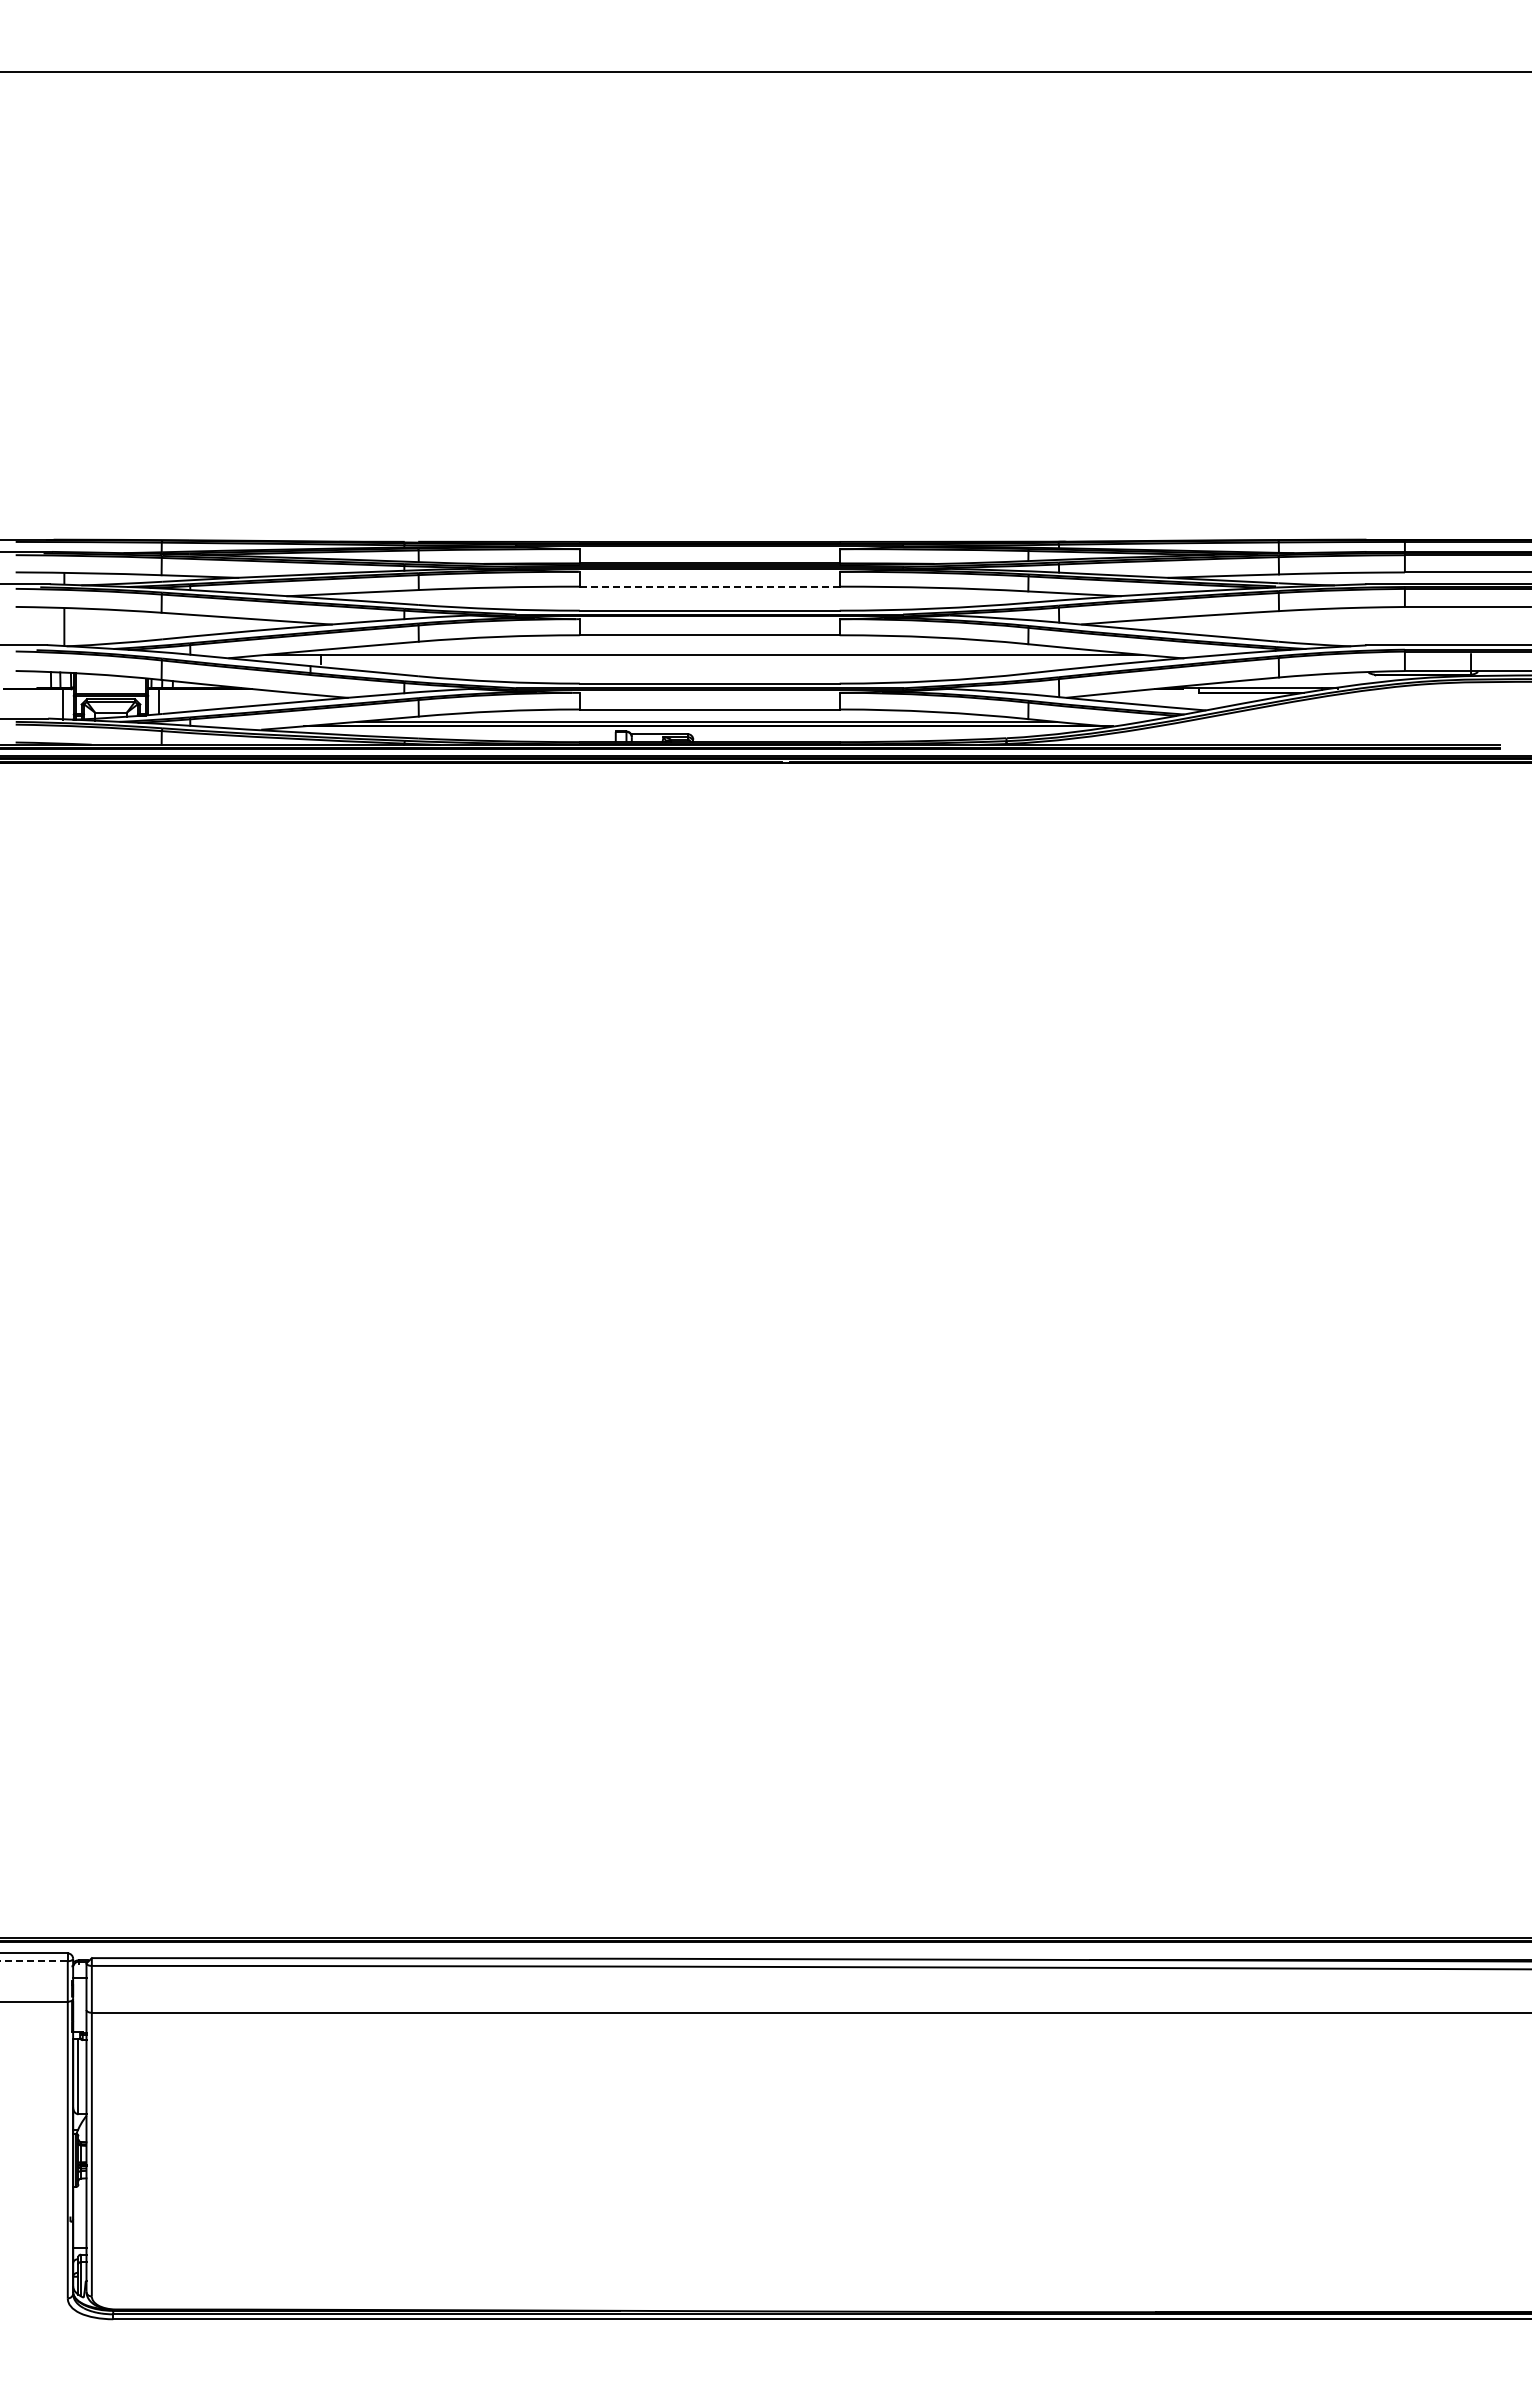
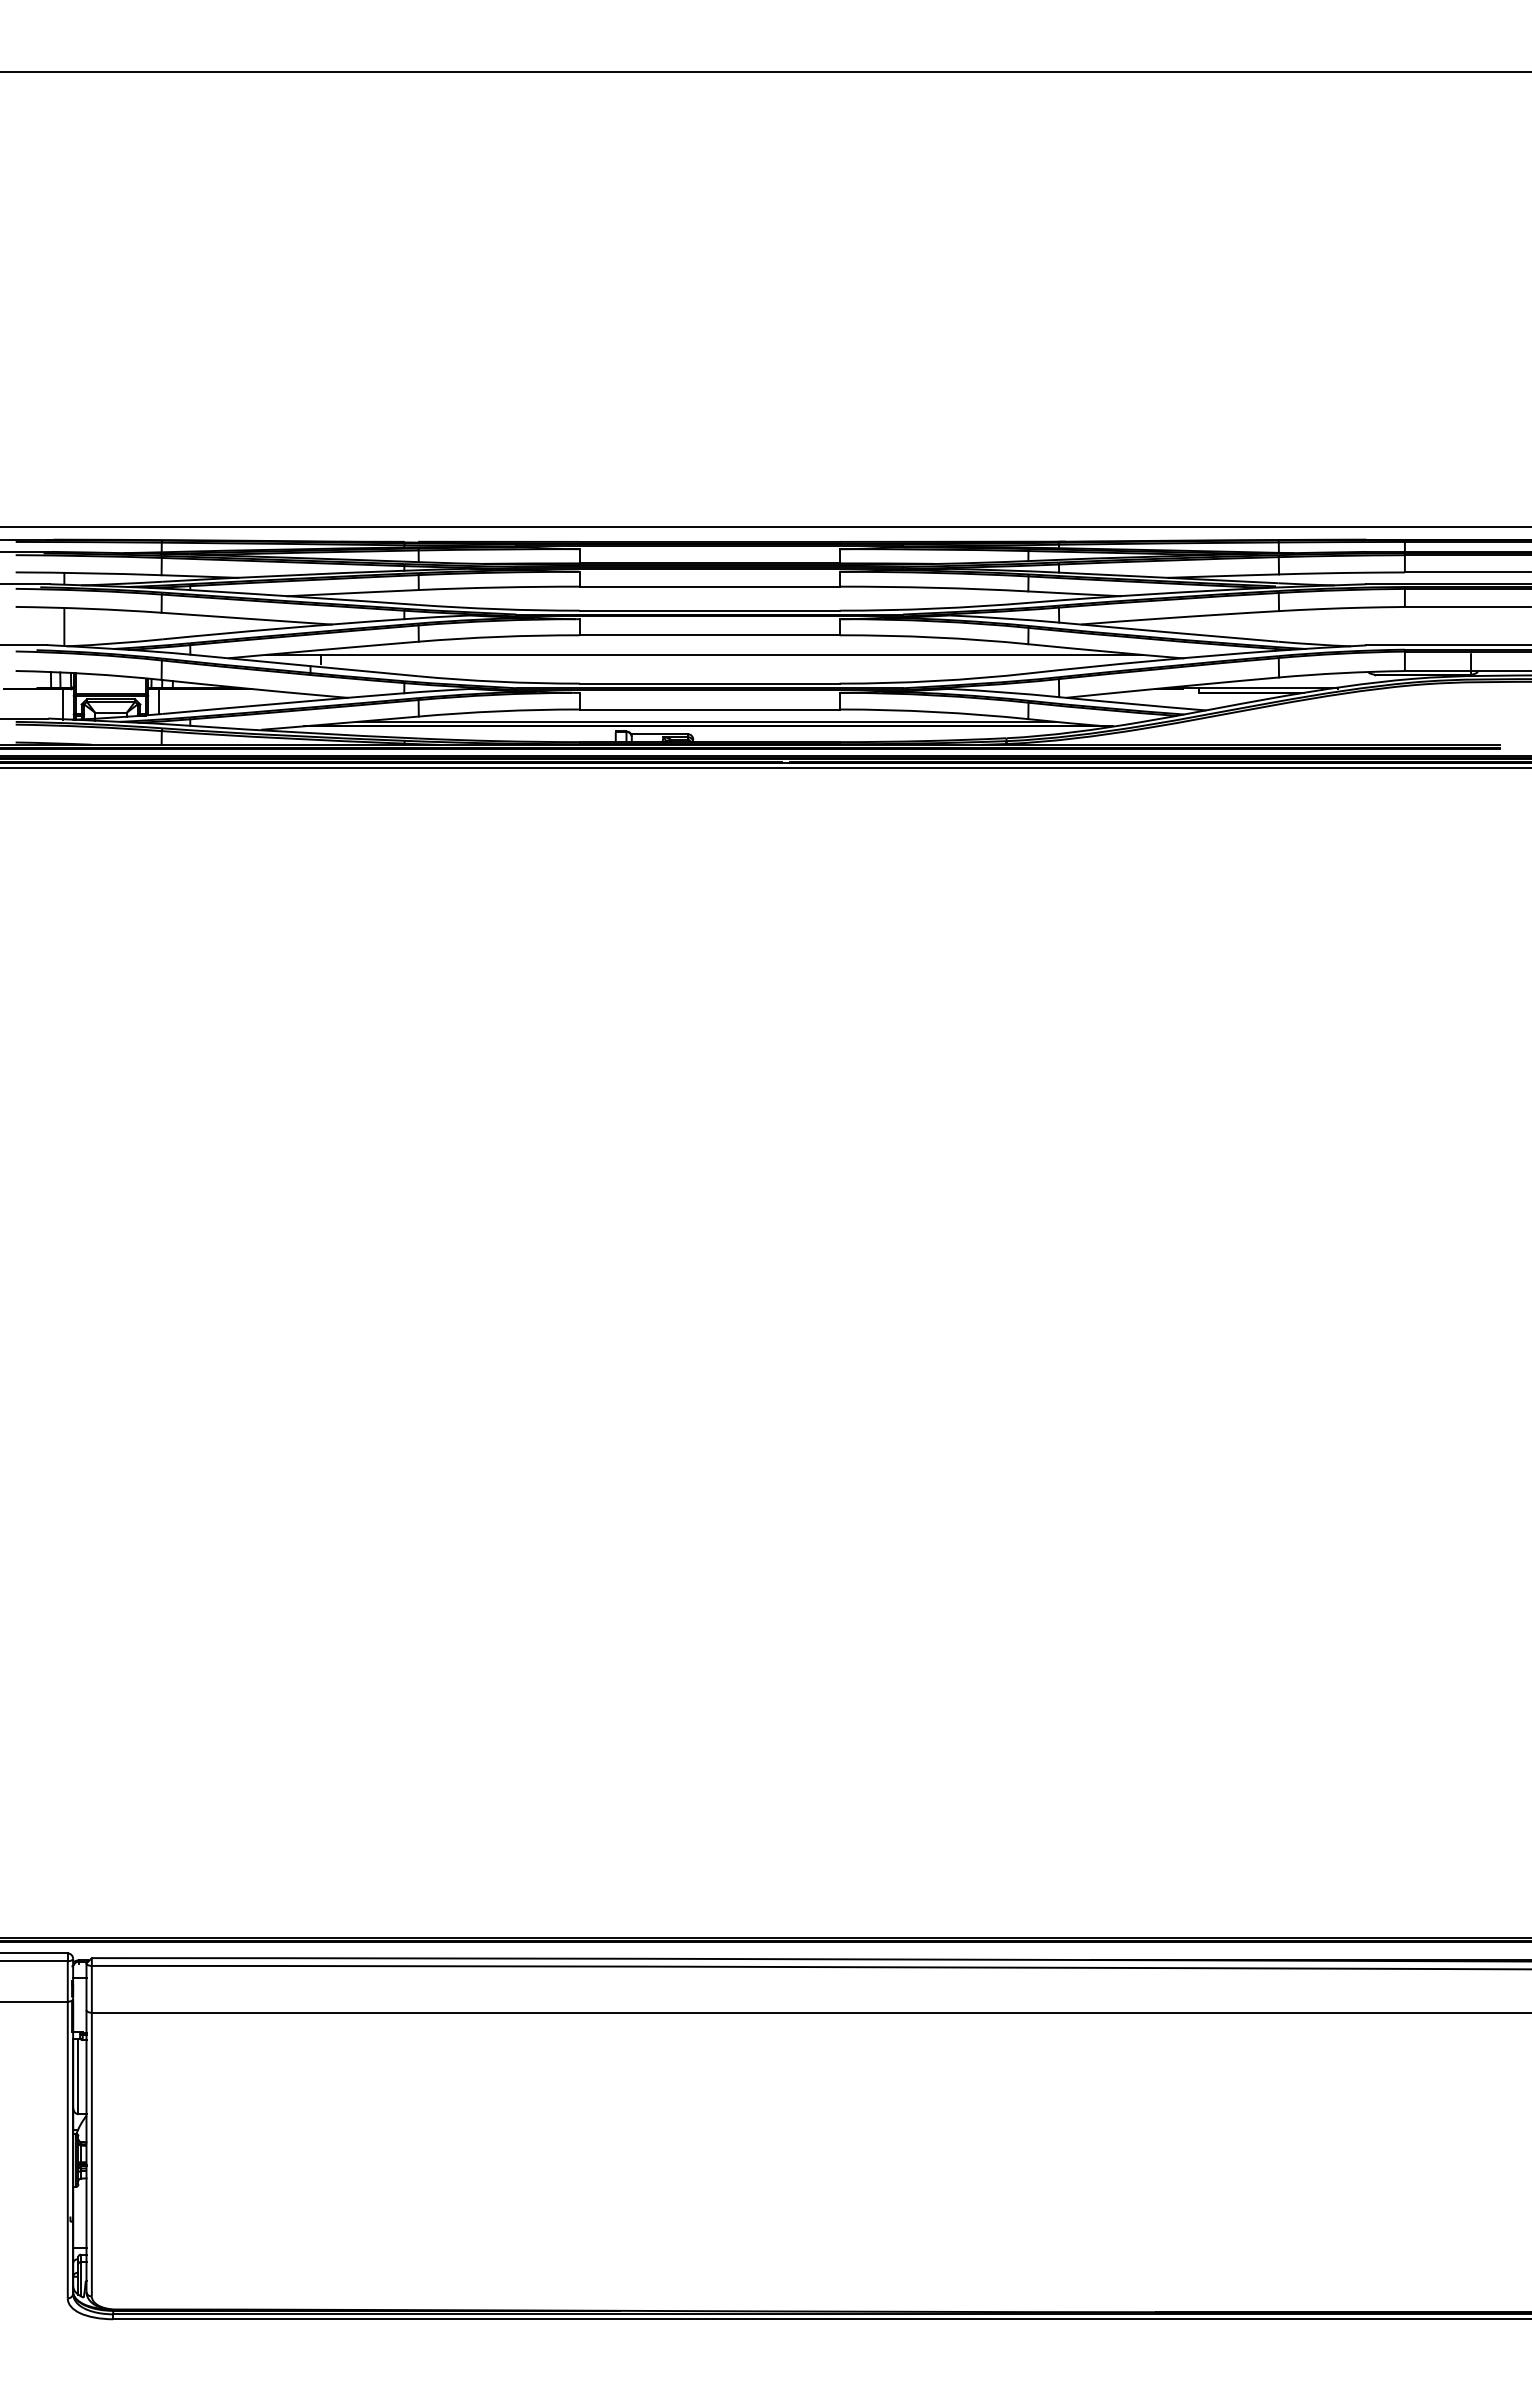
line: none -> present (765, 526)
line: dashed -> solid (709, 586)
line: none -> present (765, 768)
line: dashed -> solid (34, 1961)
